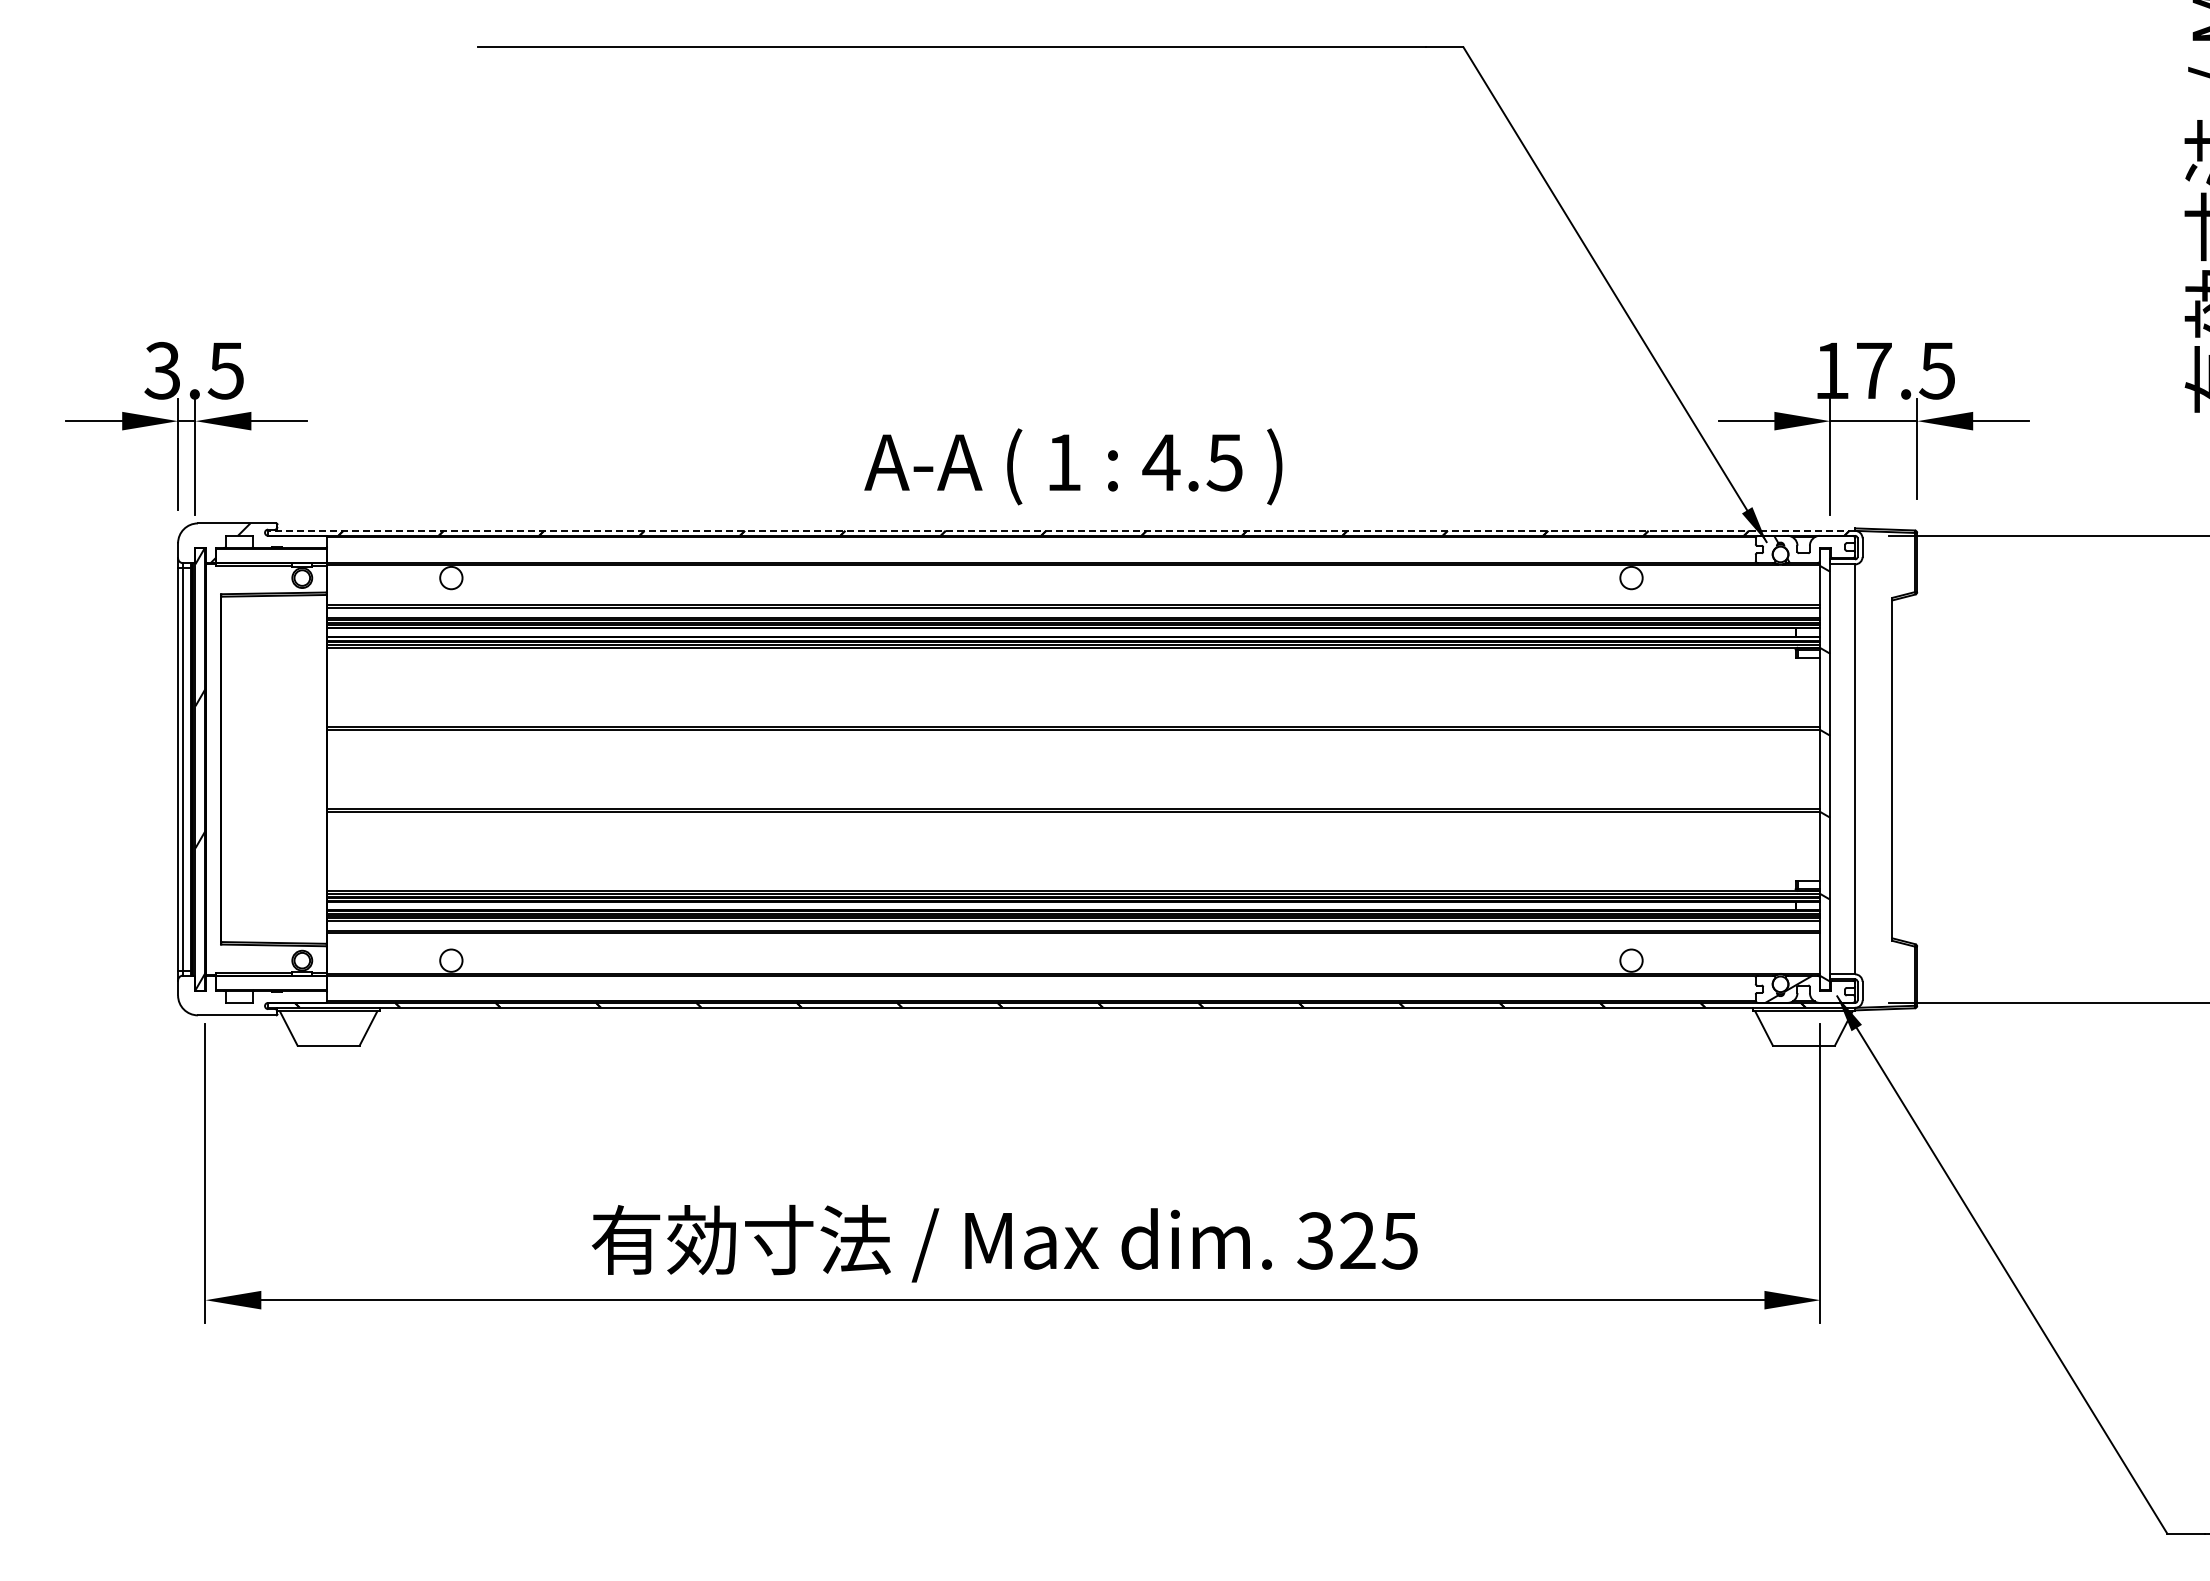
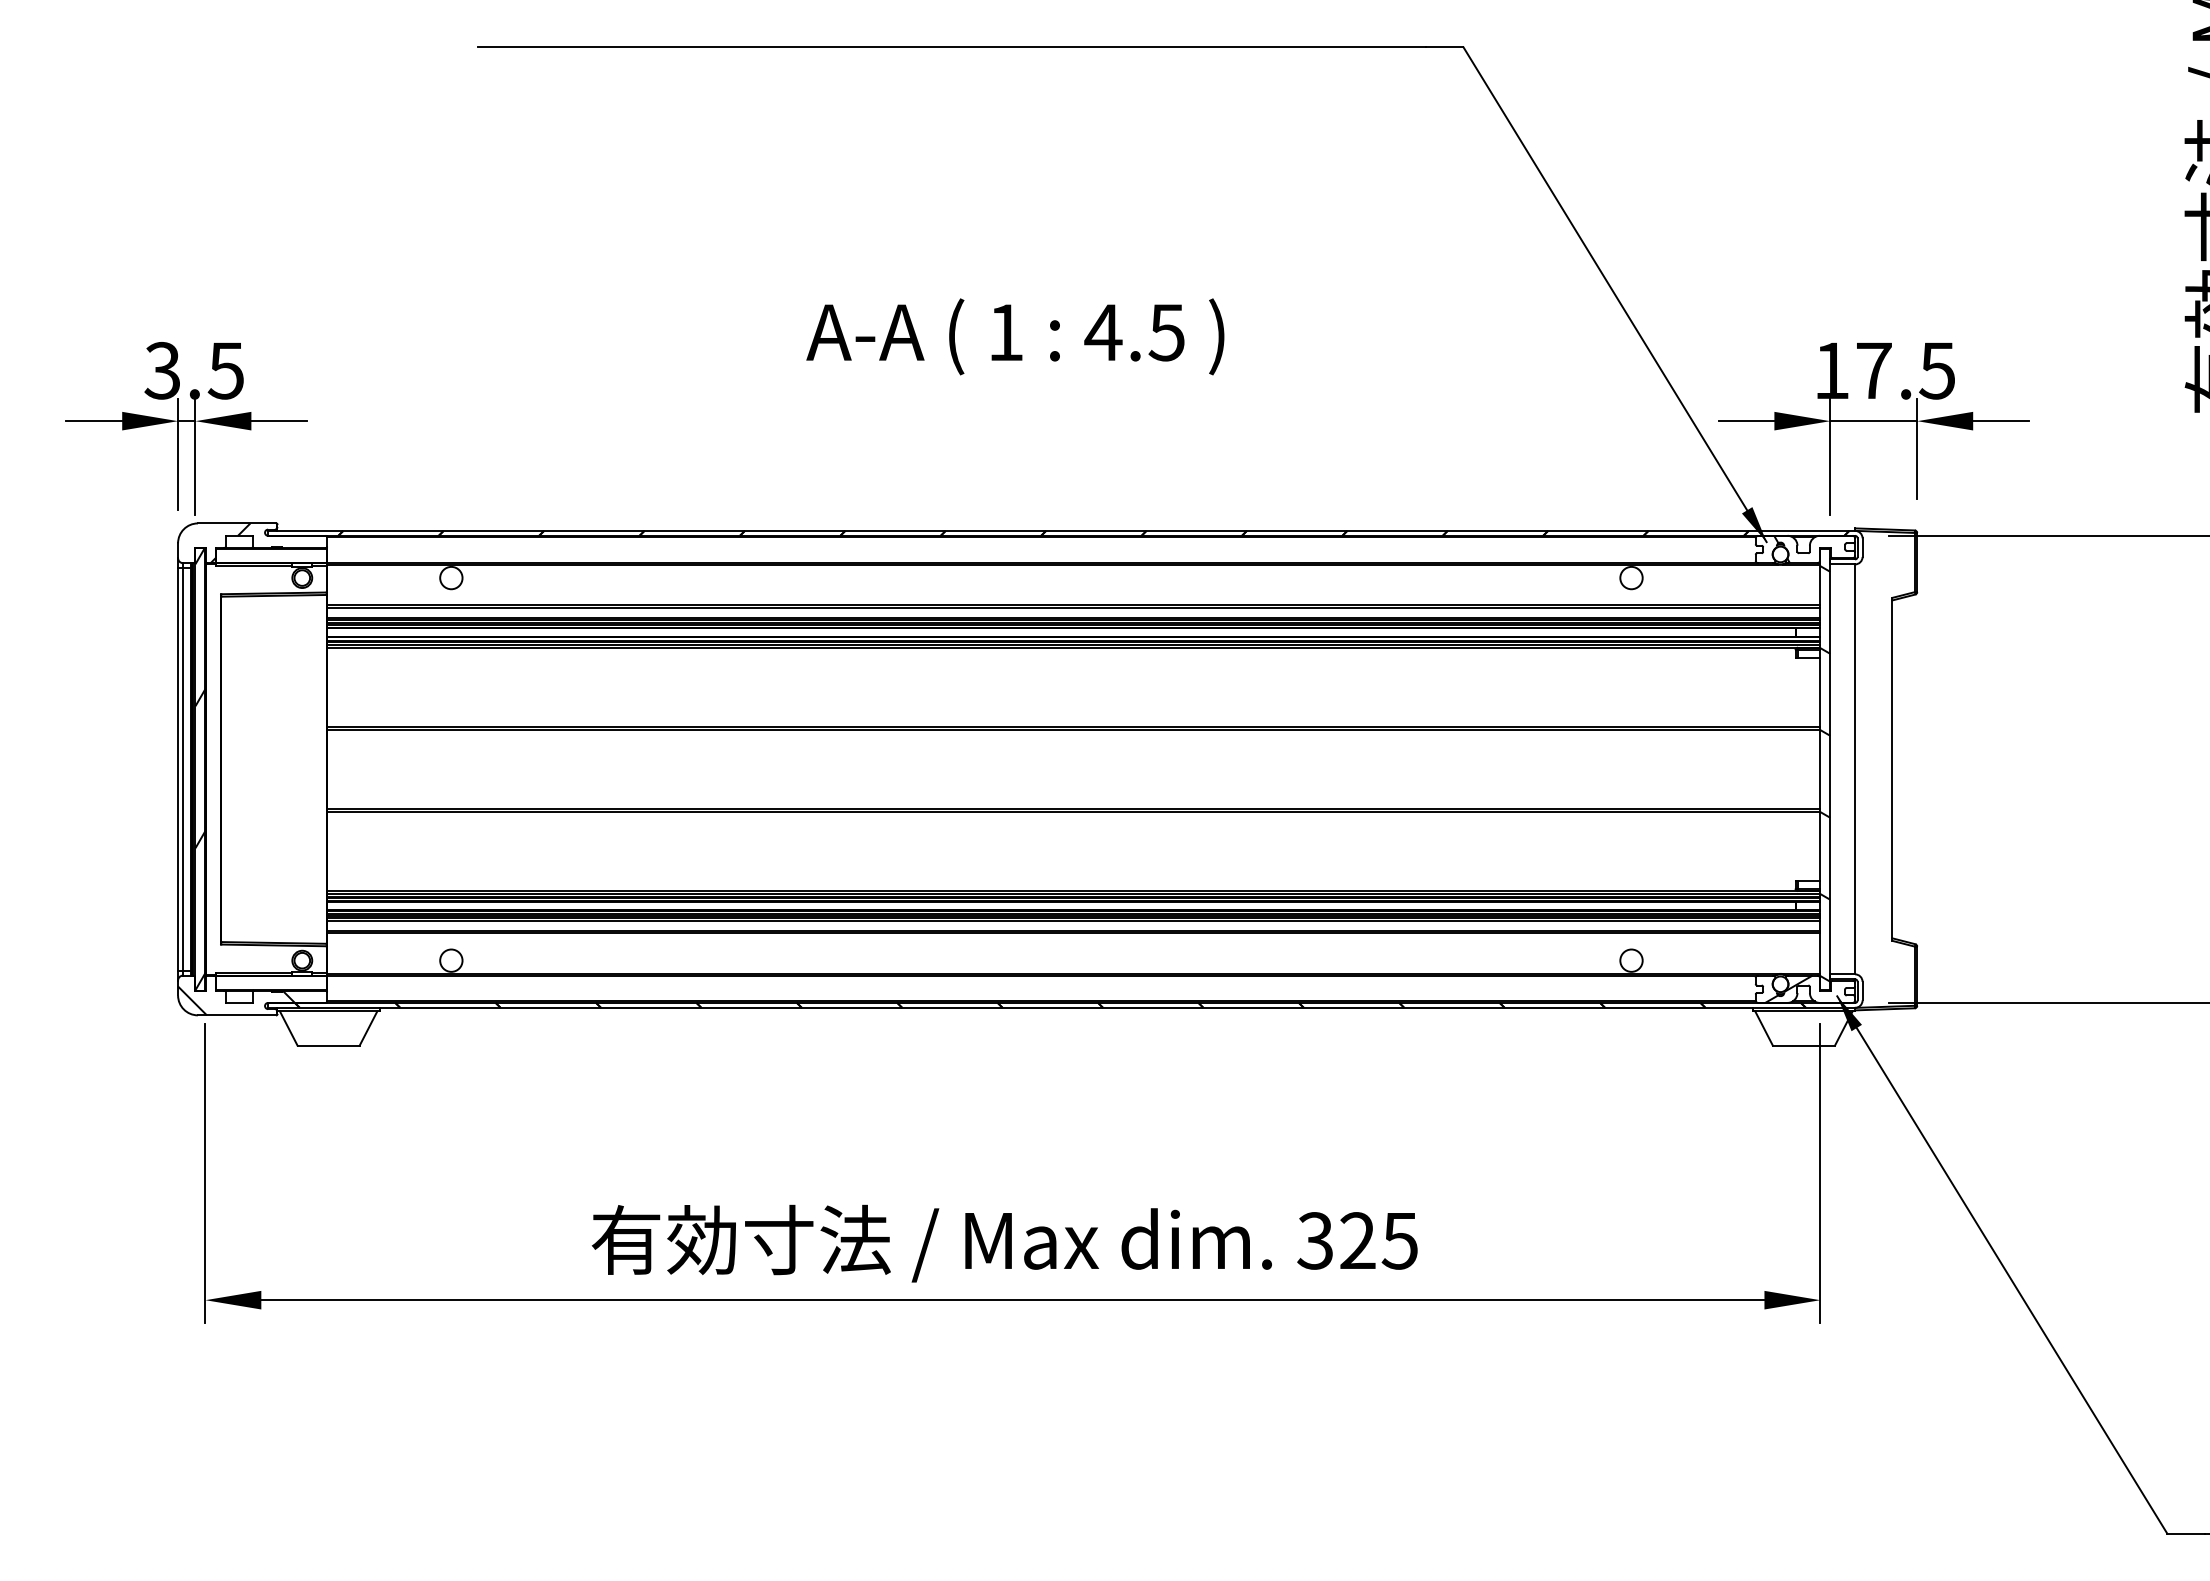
text position: (1073, 466) -> (1015, 336) (1015, 336)
line: dashed -> solid (1061, 530)
hatch: none -> present (236, 1000)
